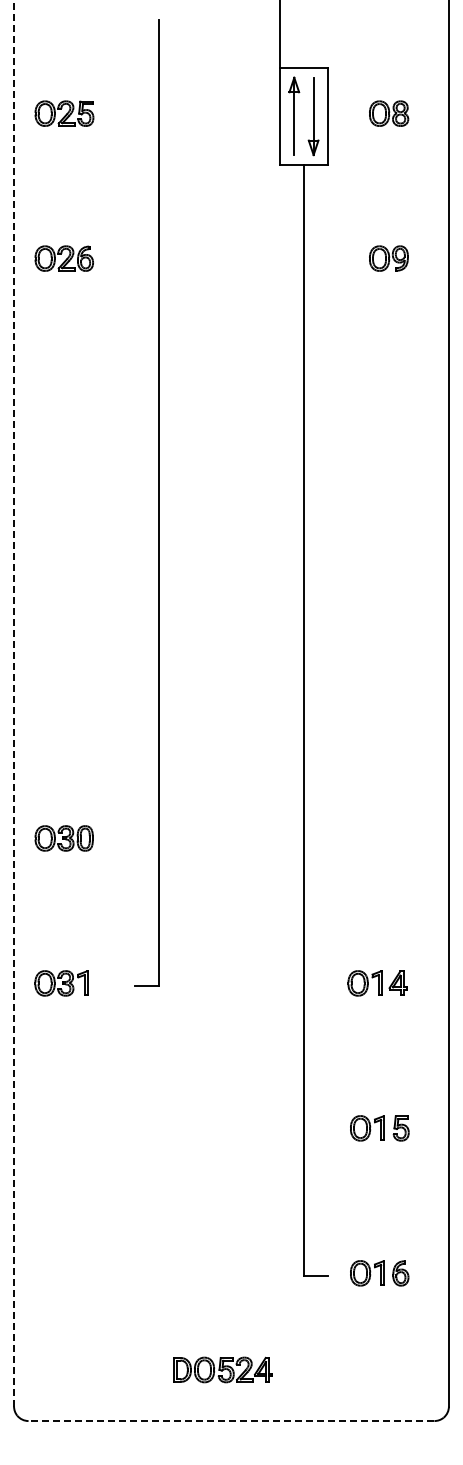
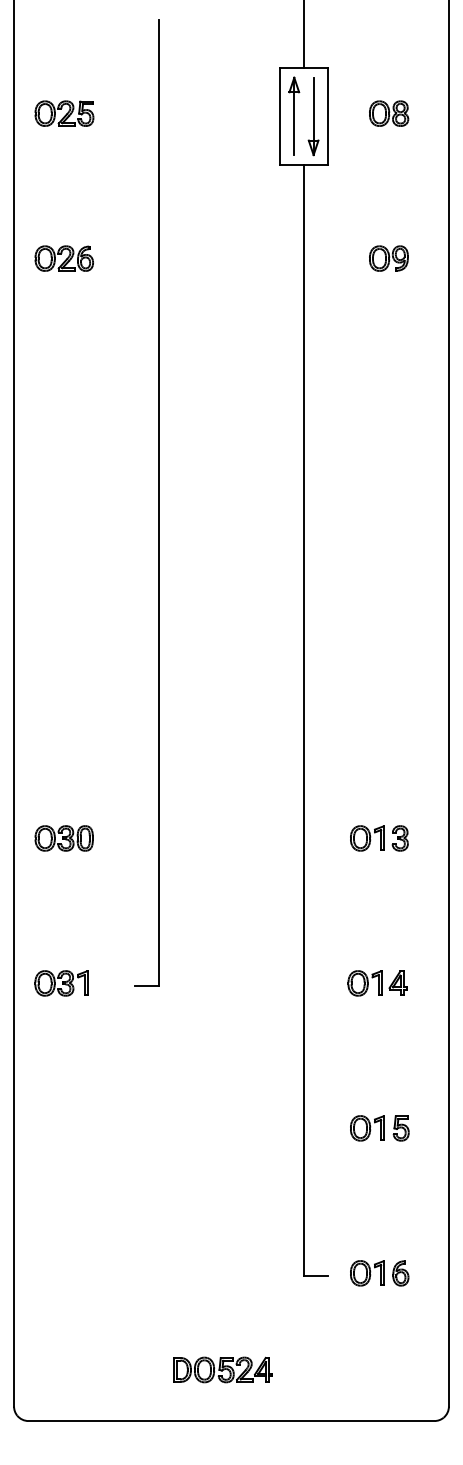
line position: (279, 35) -> (303, 35) (303, 35)
line: dashed -> solid (14, 703)
part: none -> present (379, 838)
line: dashed -> solid (231, 1421)
